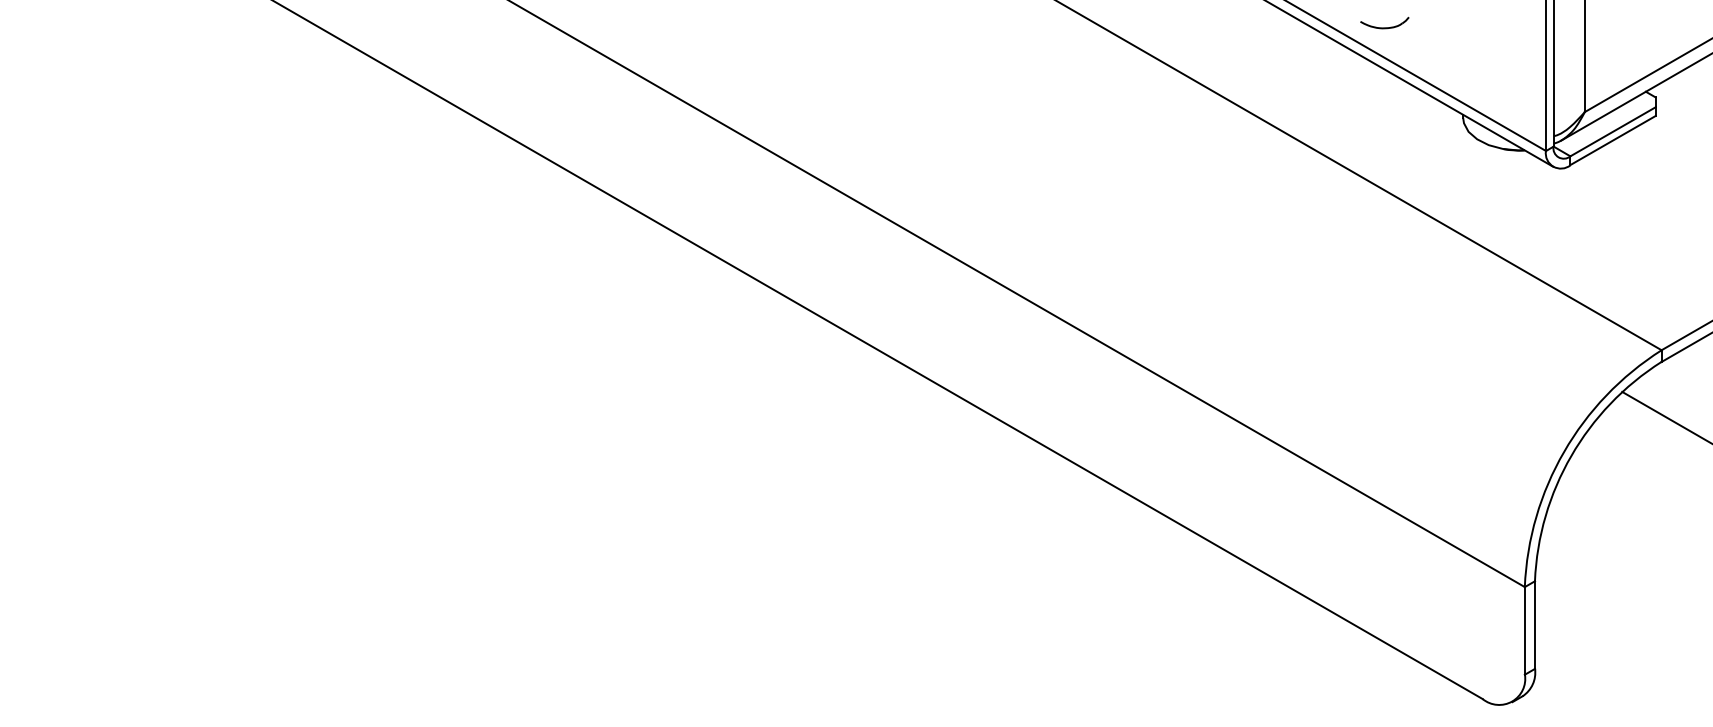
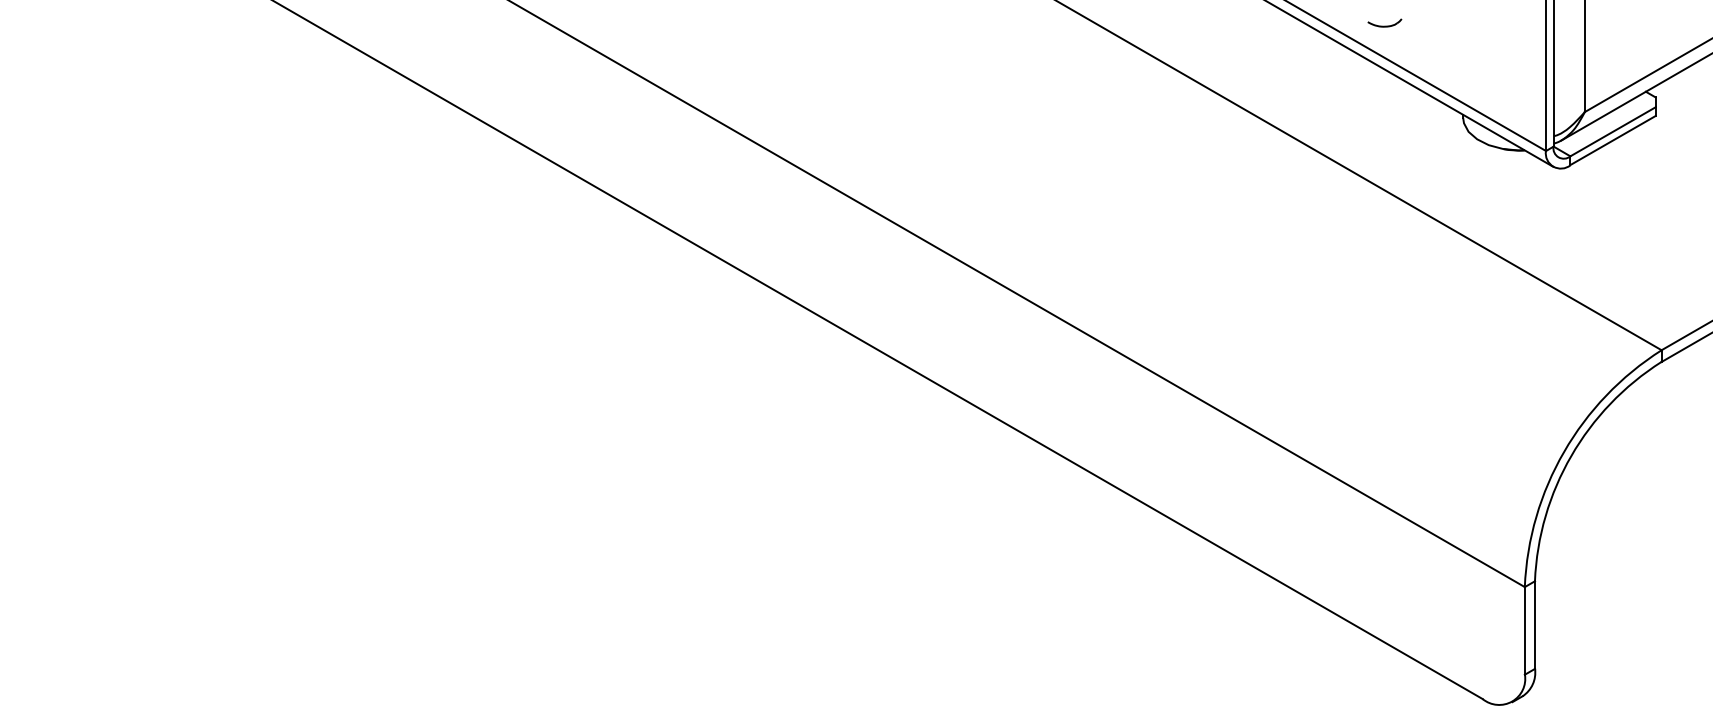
part size: 50x14 px -> 36x10 px (1384, 22)
line: present -> none (1665, 416)
